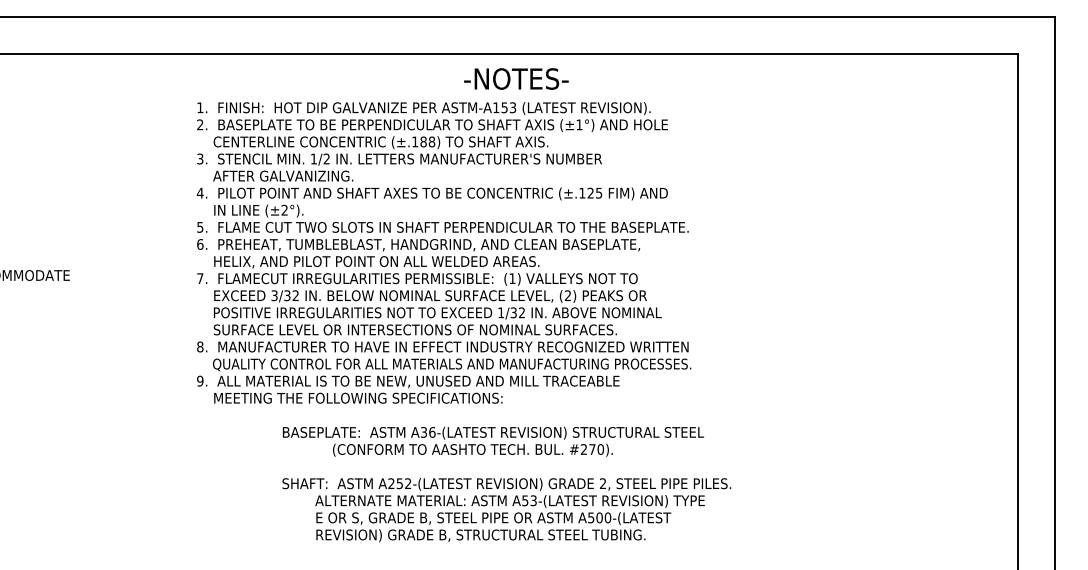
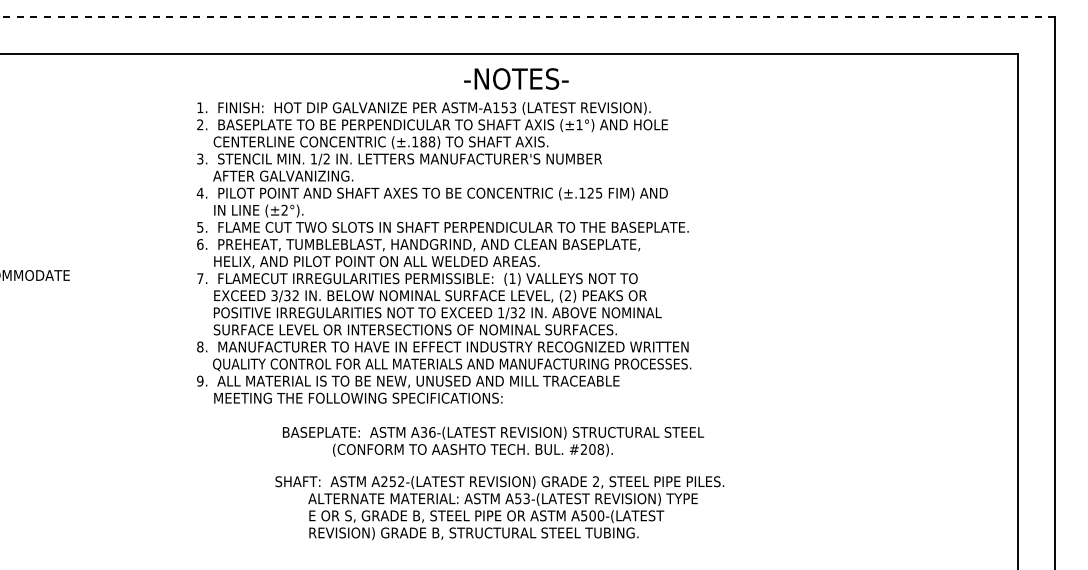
line: solid -> dashed (527, 17)
text: #270). -> #208). (596, 449)
text position: (506, 510) -> (499, 508) (499, 508)
